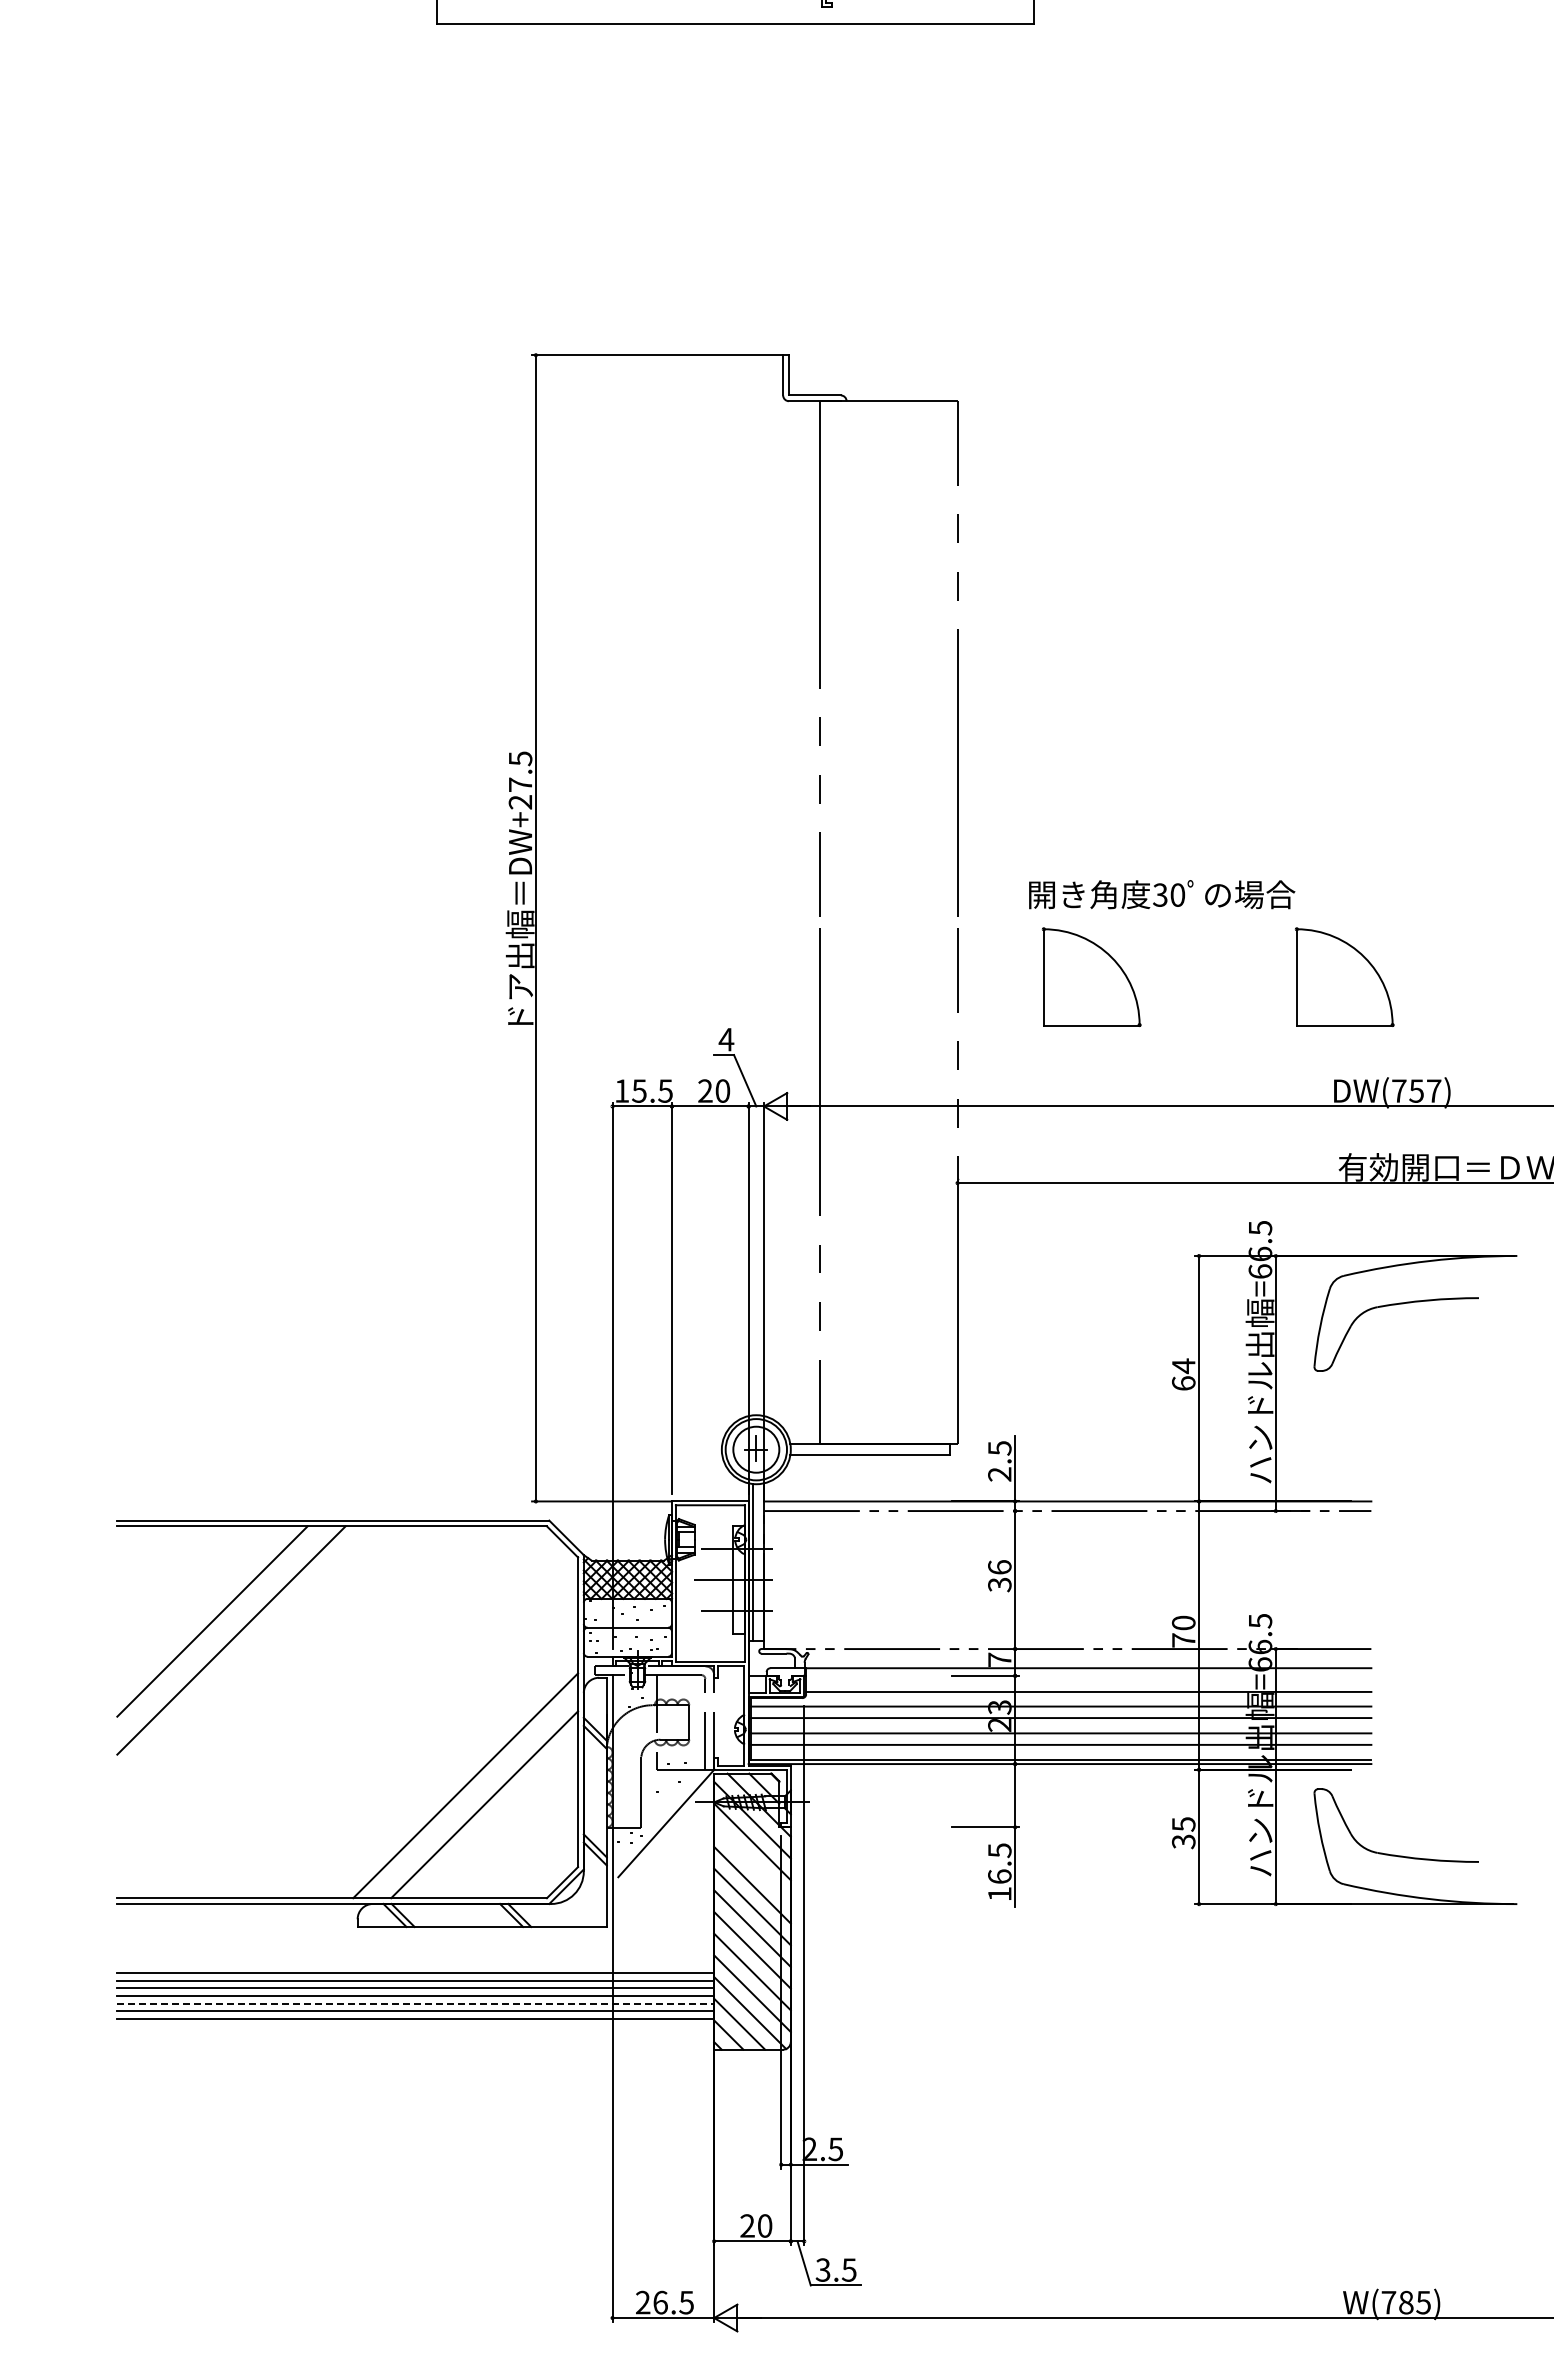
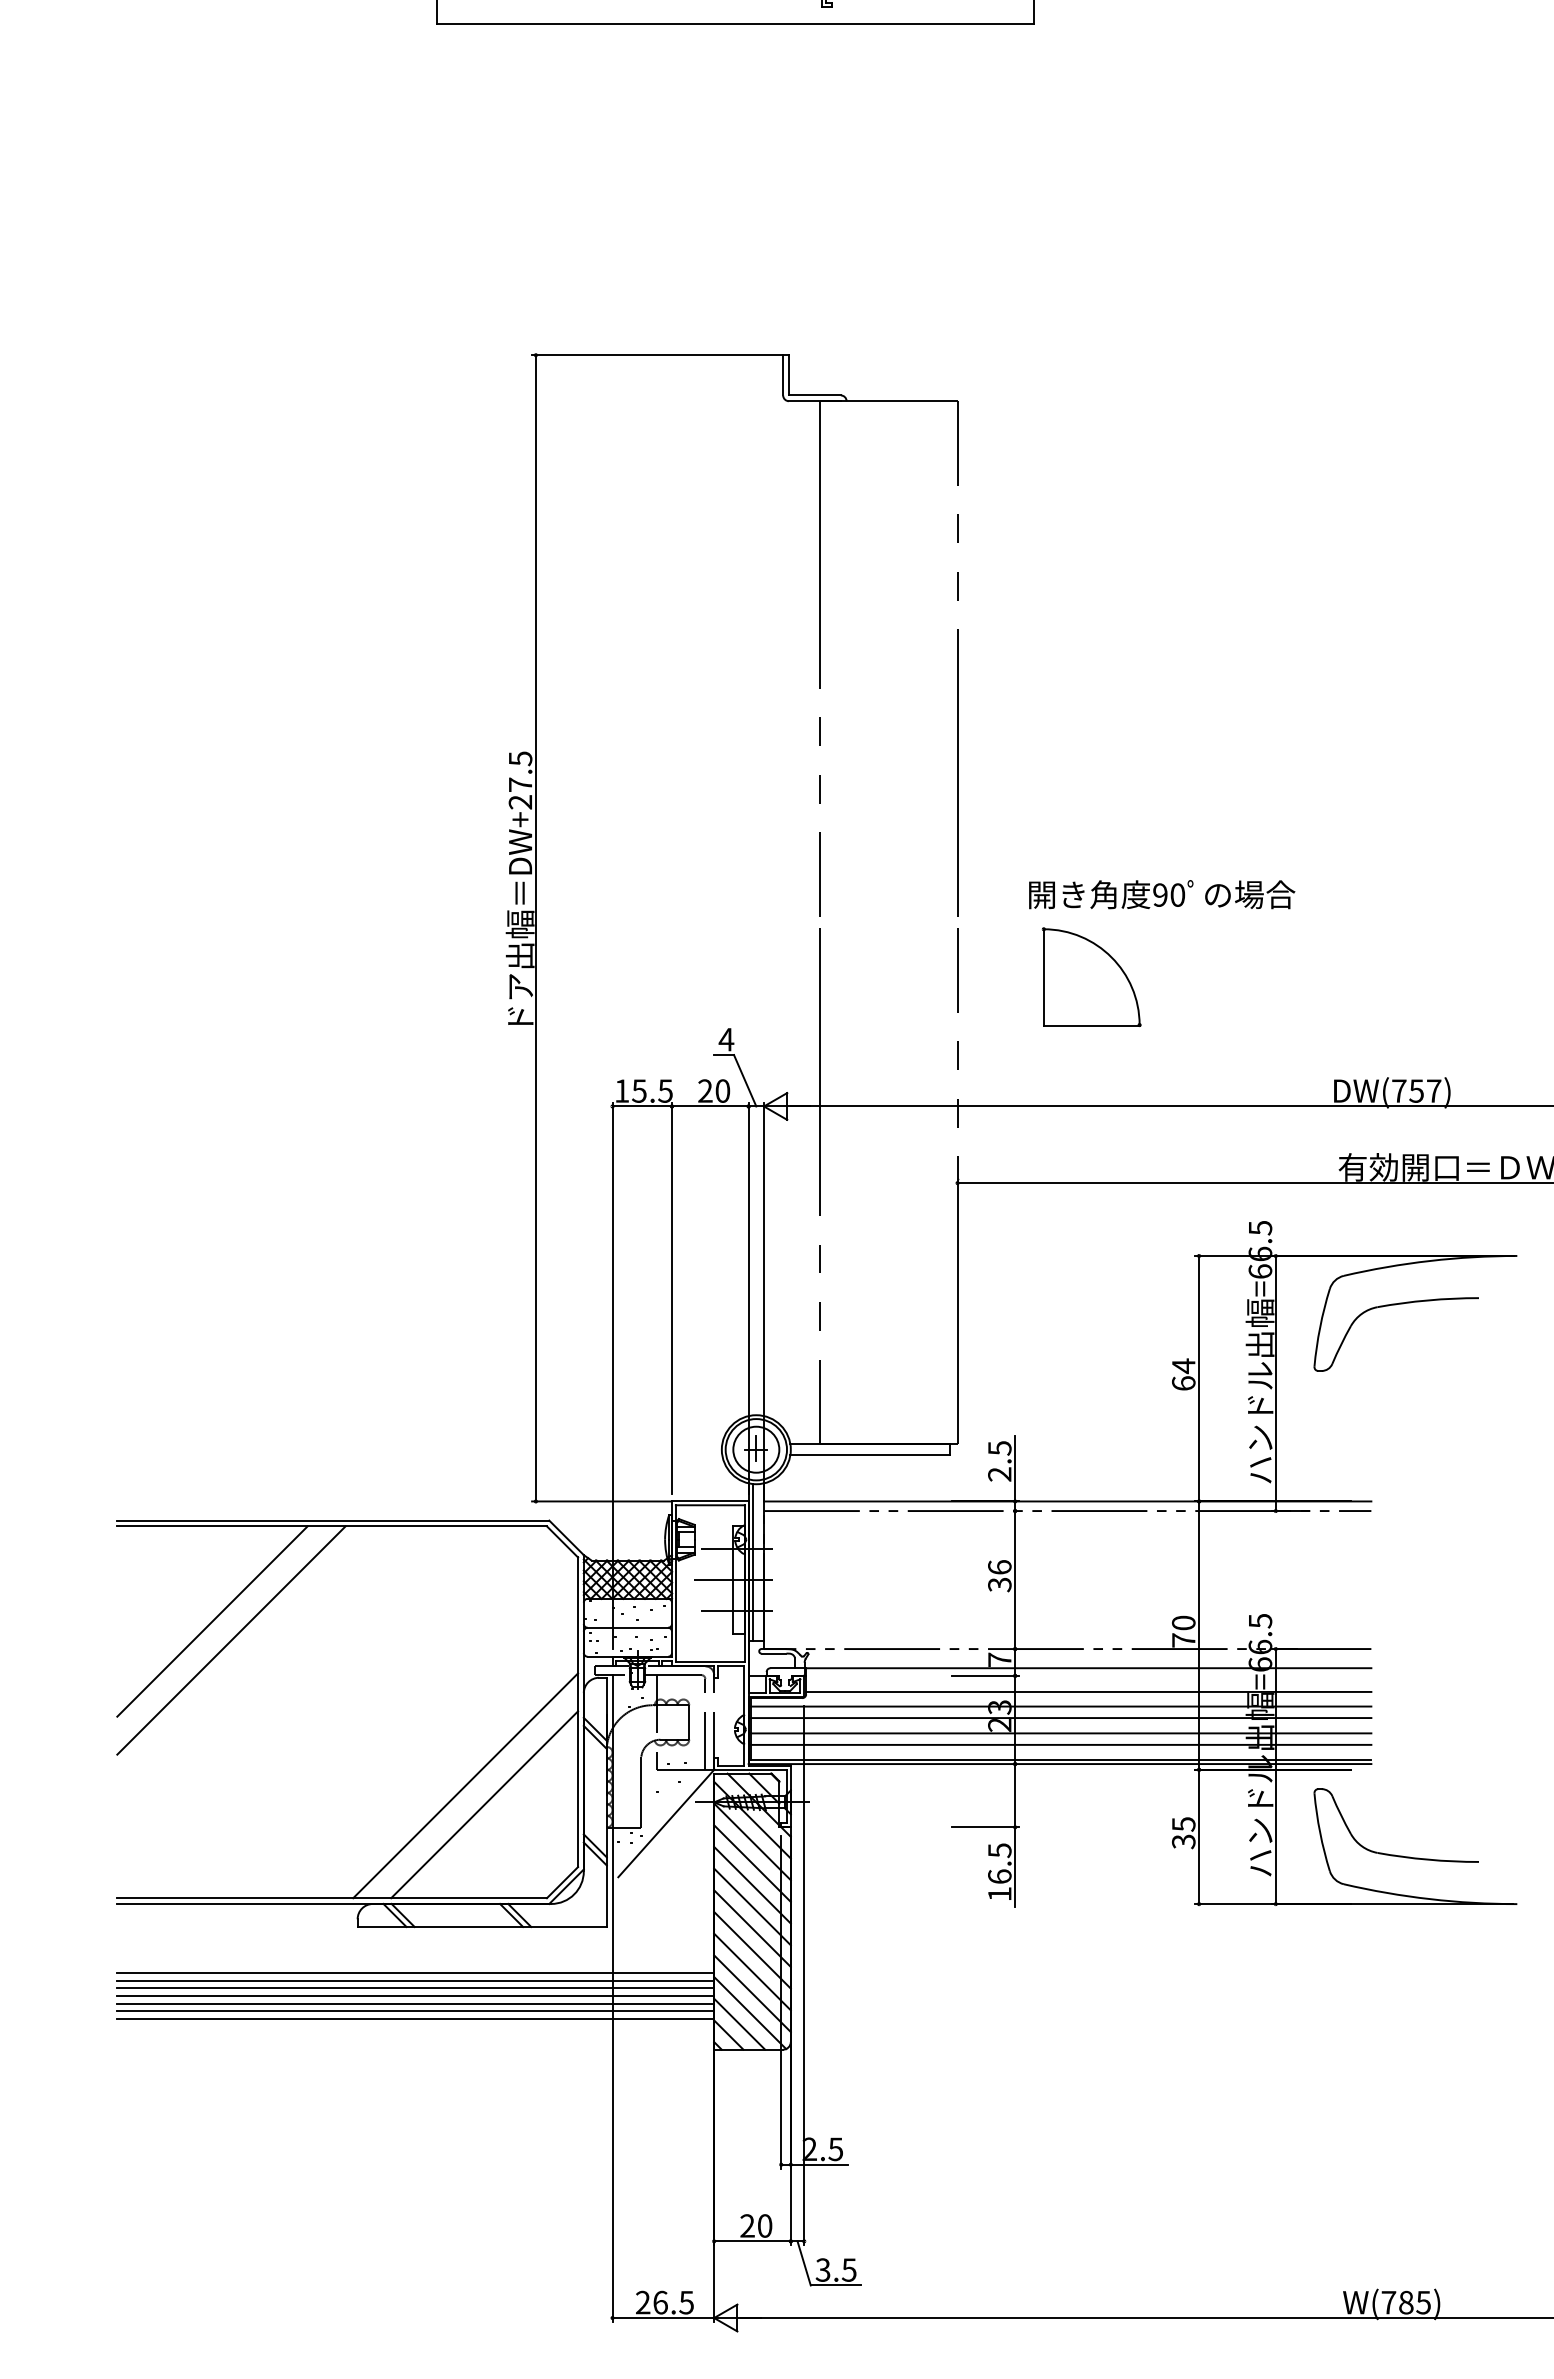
text: 30 -> 90 (1160, 894)
part: present -> none (1344, 976)
line: none -> present (752, 1863)
line: dashed -> solid (416, 2003)
